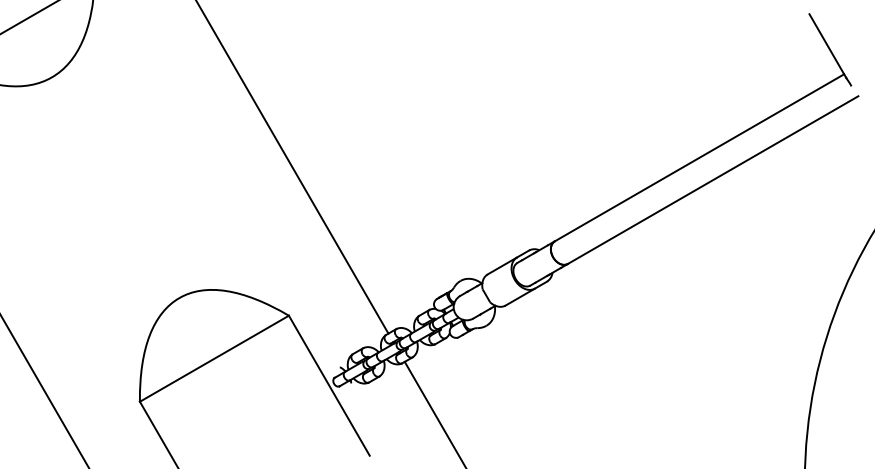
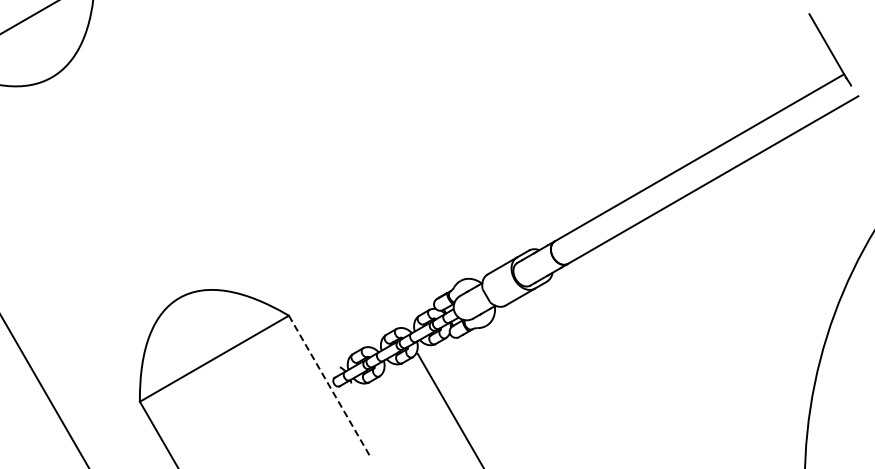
line: present -> none (292, 167)
line: solid -> dashed (329, 385)
line position: (434, 413) -> (449, 409) (449, 409)
